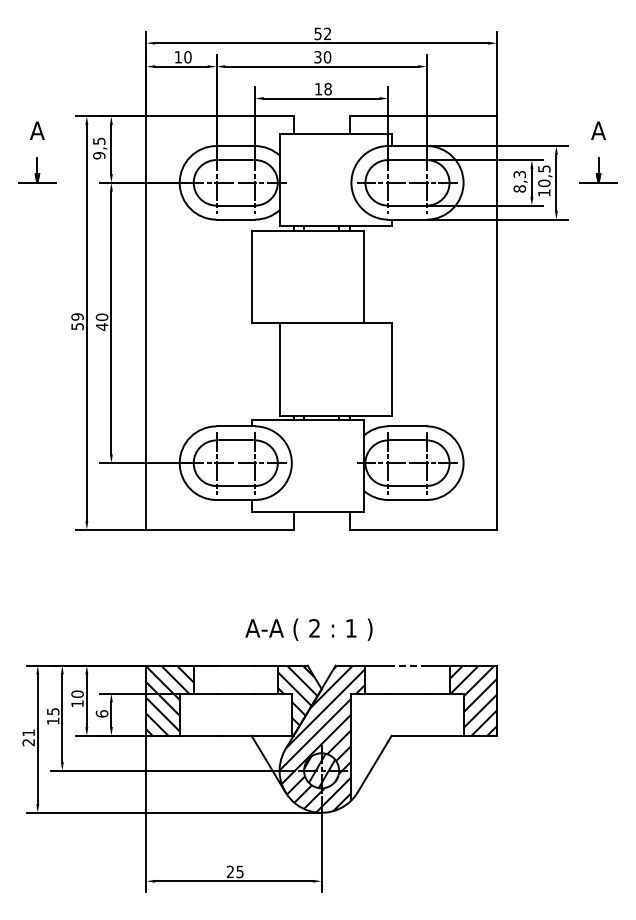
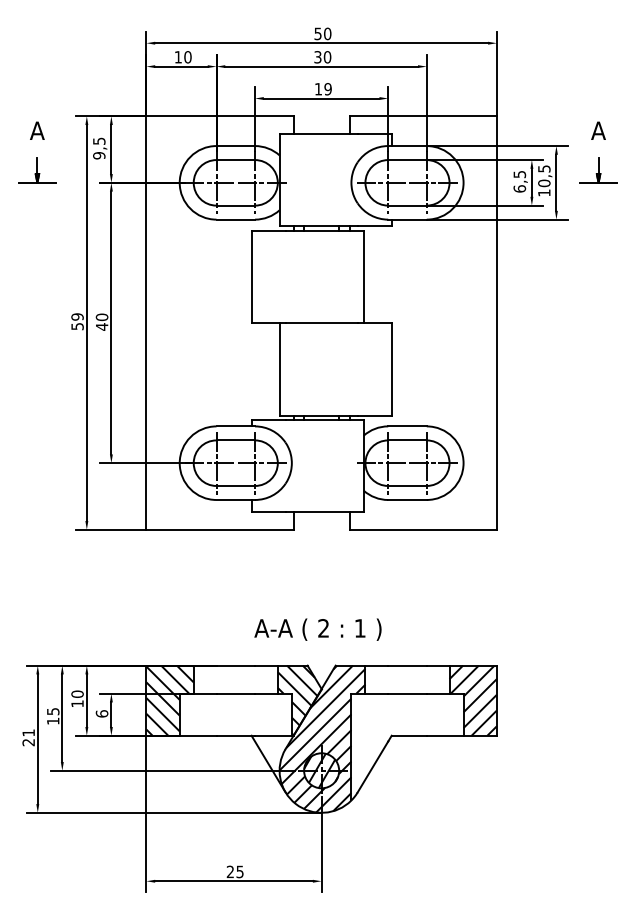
text: 52 -> 50 (327, 33)
text: 18 -> 19 (327, 89)
text: 8,3 -> 6,5 (519, 181)
text position: (308, 629) -> (317, 629) (317, 629)
line: dashed -> solid (408, 665)
